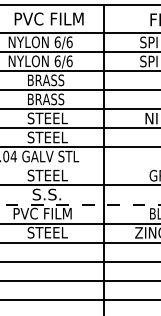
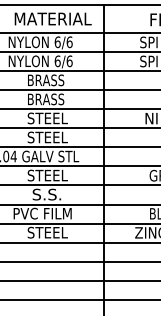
text: PVC FILM -> MATERIAL (53, 18)
line: none -> present (79, 166)
line: dashed -> solid (80, 204)
